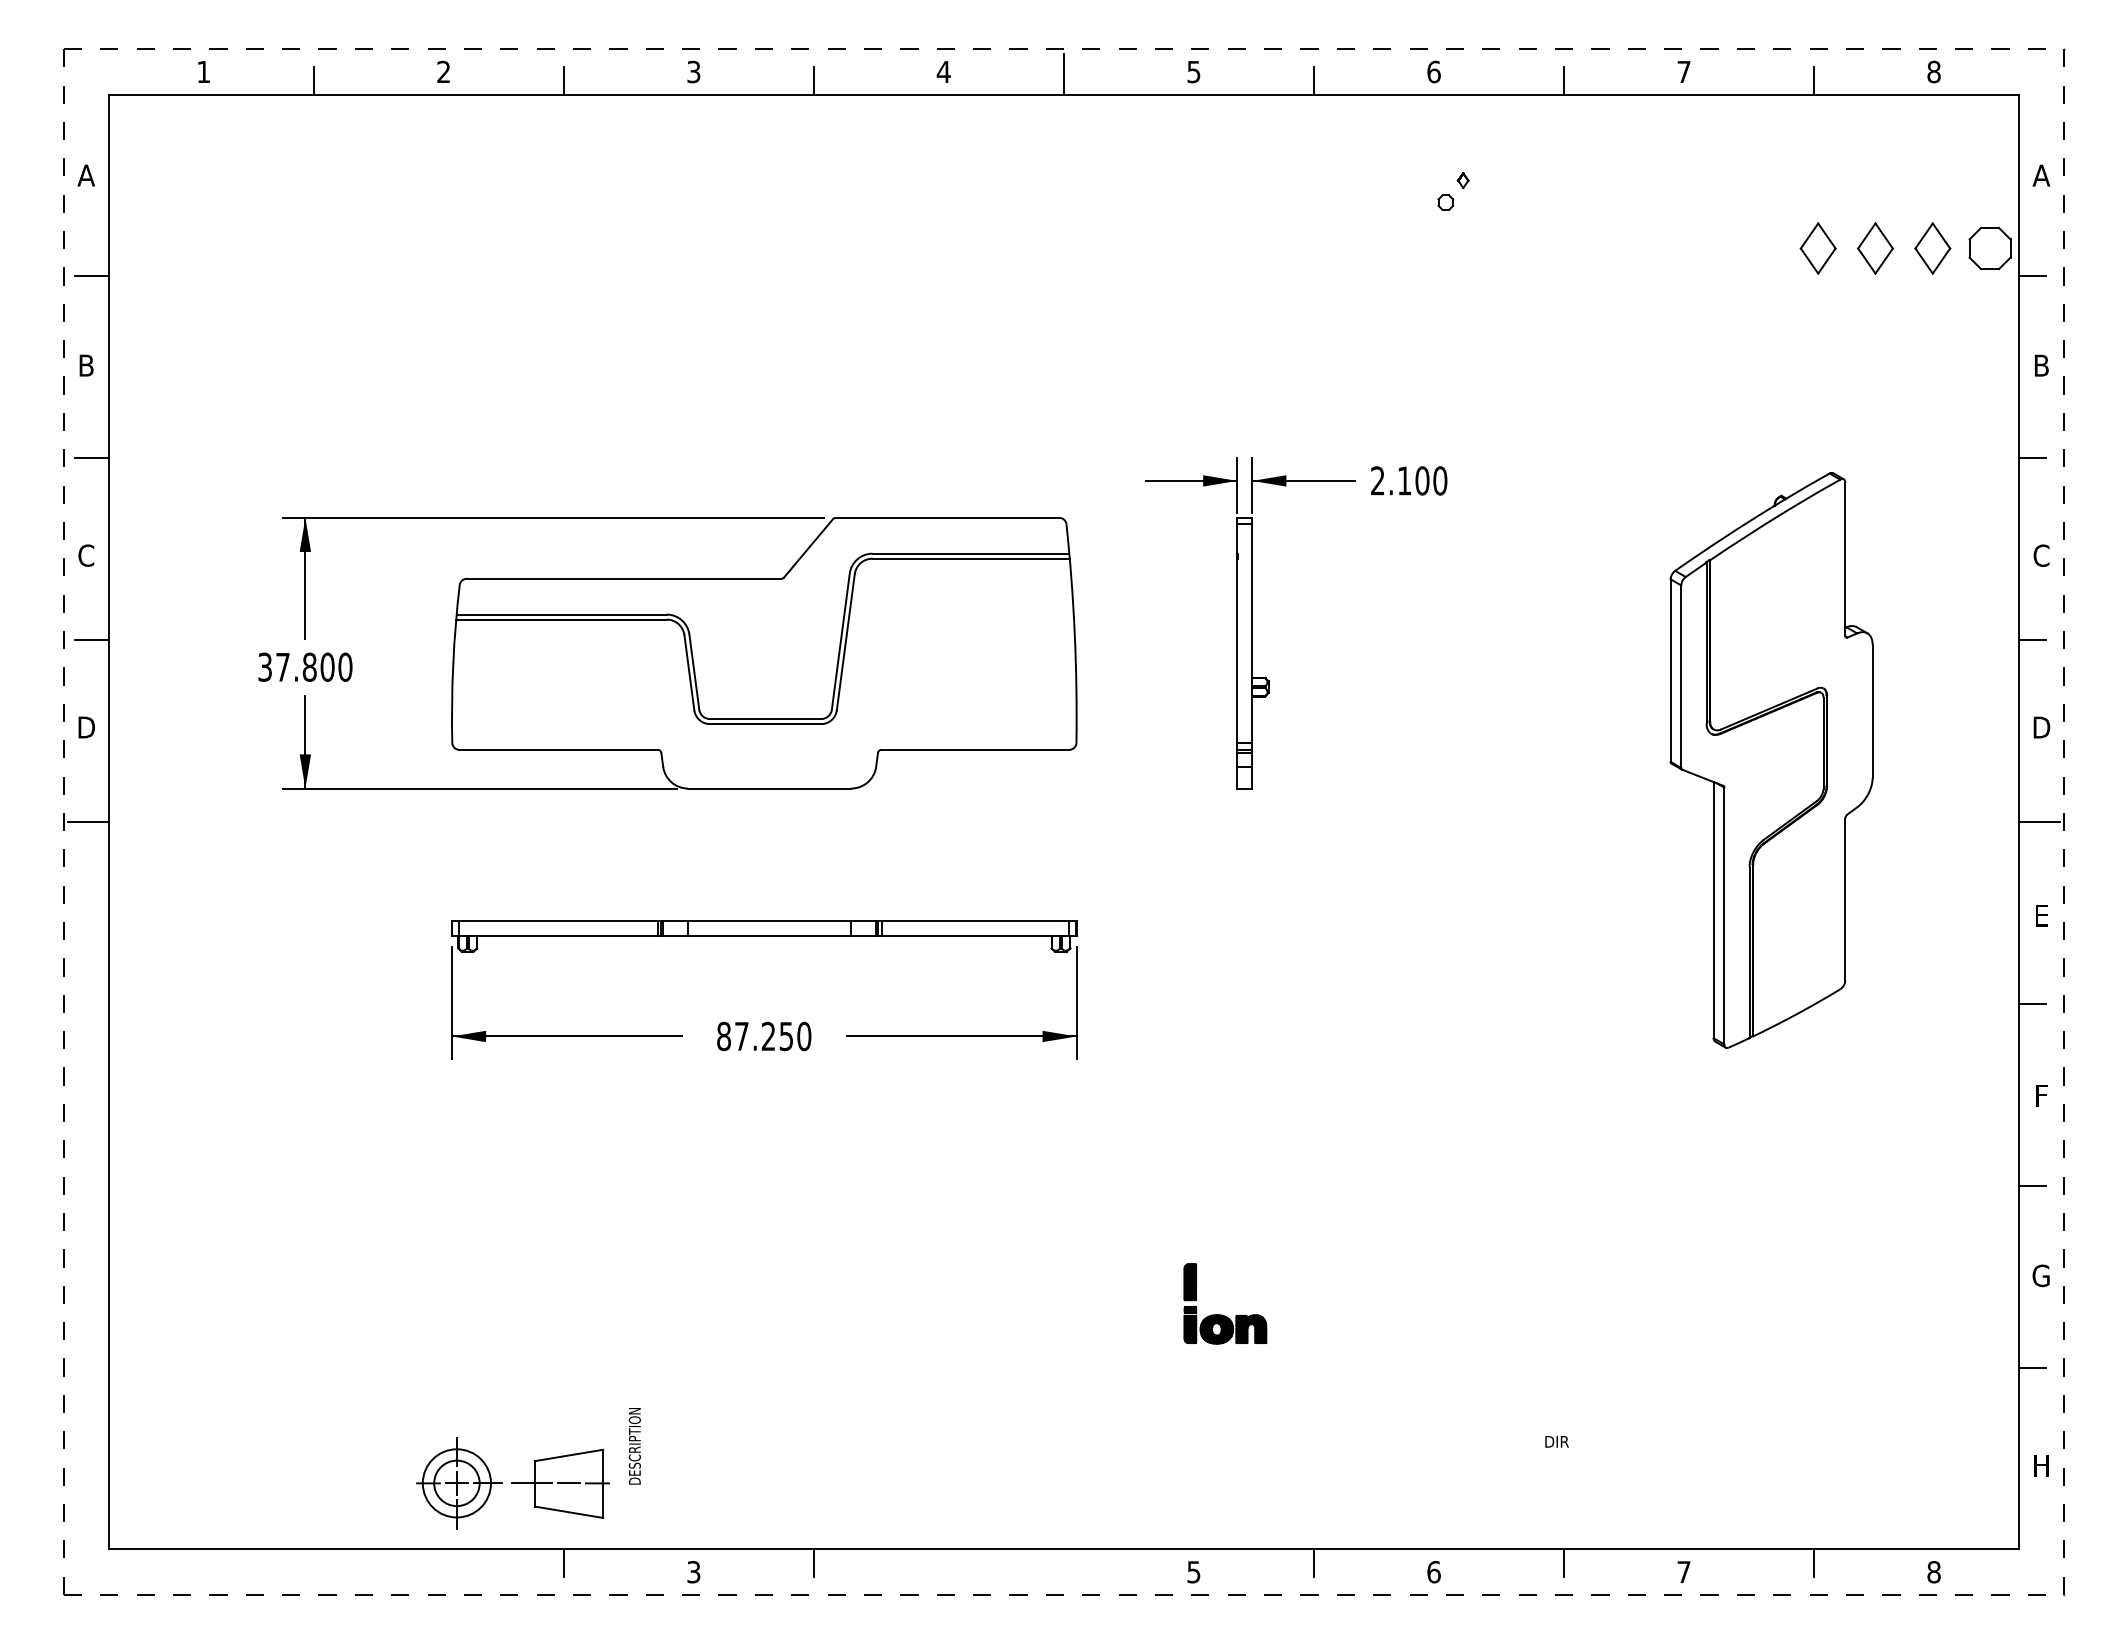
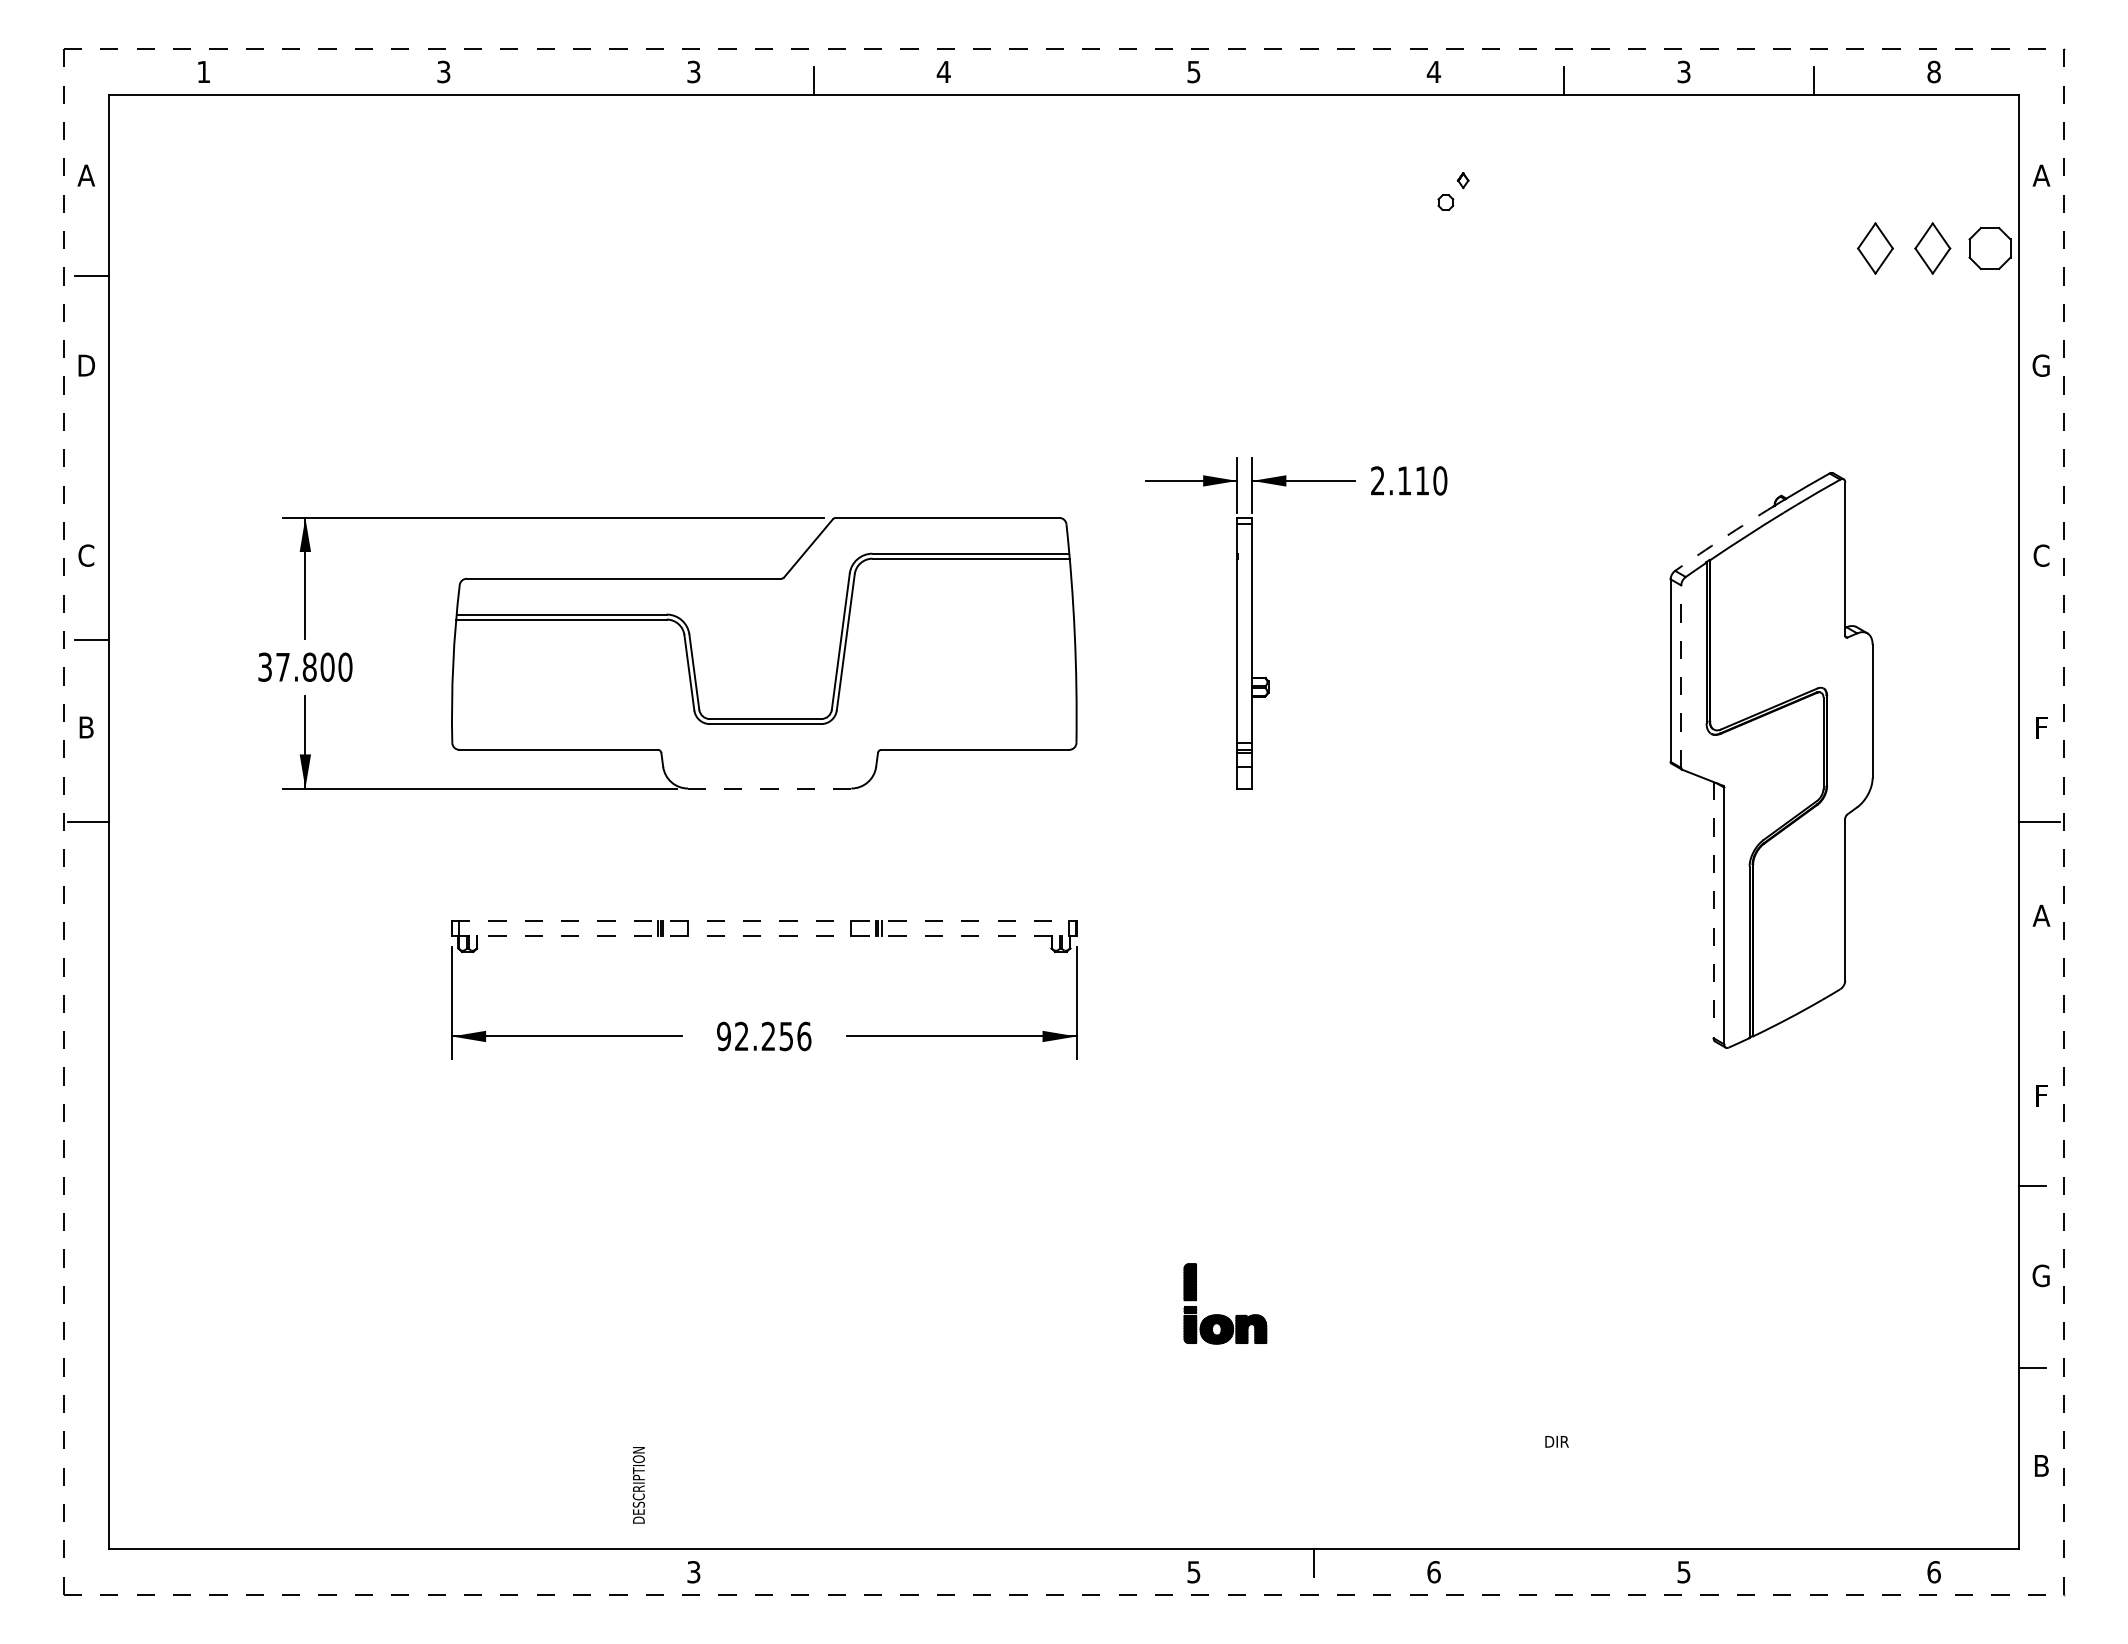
text: 6 -> 4 (1433, 71)
text: 7 -> 3 (1683, 71)
text: 2 -> 3 (443, 72)
line: present -> none (1064, 73)
line: present -> none (313, 80)
line: present -> none (563, 80)
line: present -> none (1314, 80)
part: present -> none (1817, 248)
line: present -> none (2031, 276)
text: B -> D (86, 365)
text: B -> G (2040, 365)
line: present -> none (92, 458)
line: present -> none (2031, 458)
text: 2.100 -> 2.110 (1422, 480)
arc: solid -> dashed (1724, 537)
line: present -> none (2031, 640)
line: solid -> dashed (1681, 676)
text: D -> B (86, 727)
text: D -> F (2041, 727)
line: solid -> dashed (769, 788)
line: solid -> dashed (1713, 910)
text: E -> A (2041, 915)
line: solid -> dashed (764, 920)
line: solid -> dashed (764, 935)
line: present -> none (2031, 1003)
text: 87.250 -> 92.256 (764, 1036)
text position: (634, 1446) -> (638, 1485) (638, 1485)
text: H -> B (2041, 1465)
part: present -> none (512, 1483)
line: present -> none (563, 1562)
line: present -> none (813, 1562)
line: present -> none (1564, 1562)
line: present -> none (1814, 1562)
text: 7 -> 5 (1683, 1572)
text: 8 -> 6 (1933, 1572)
